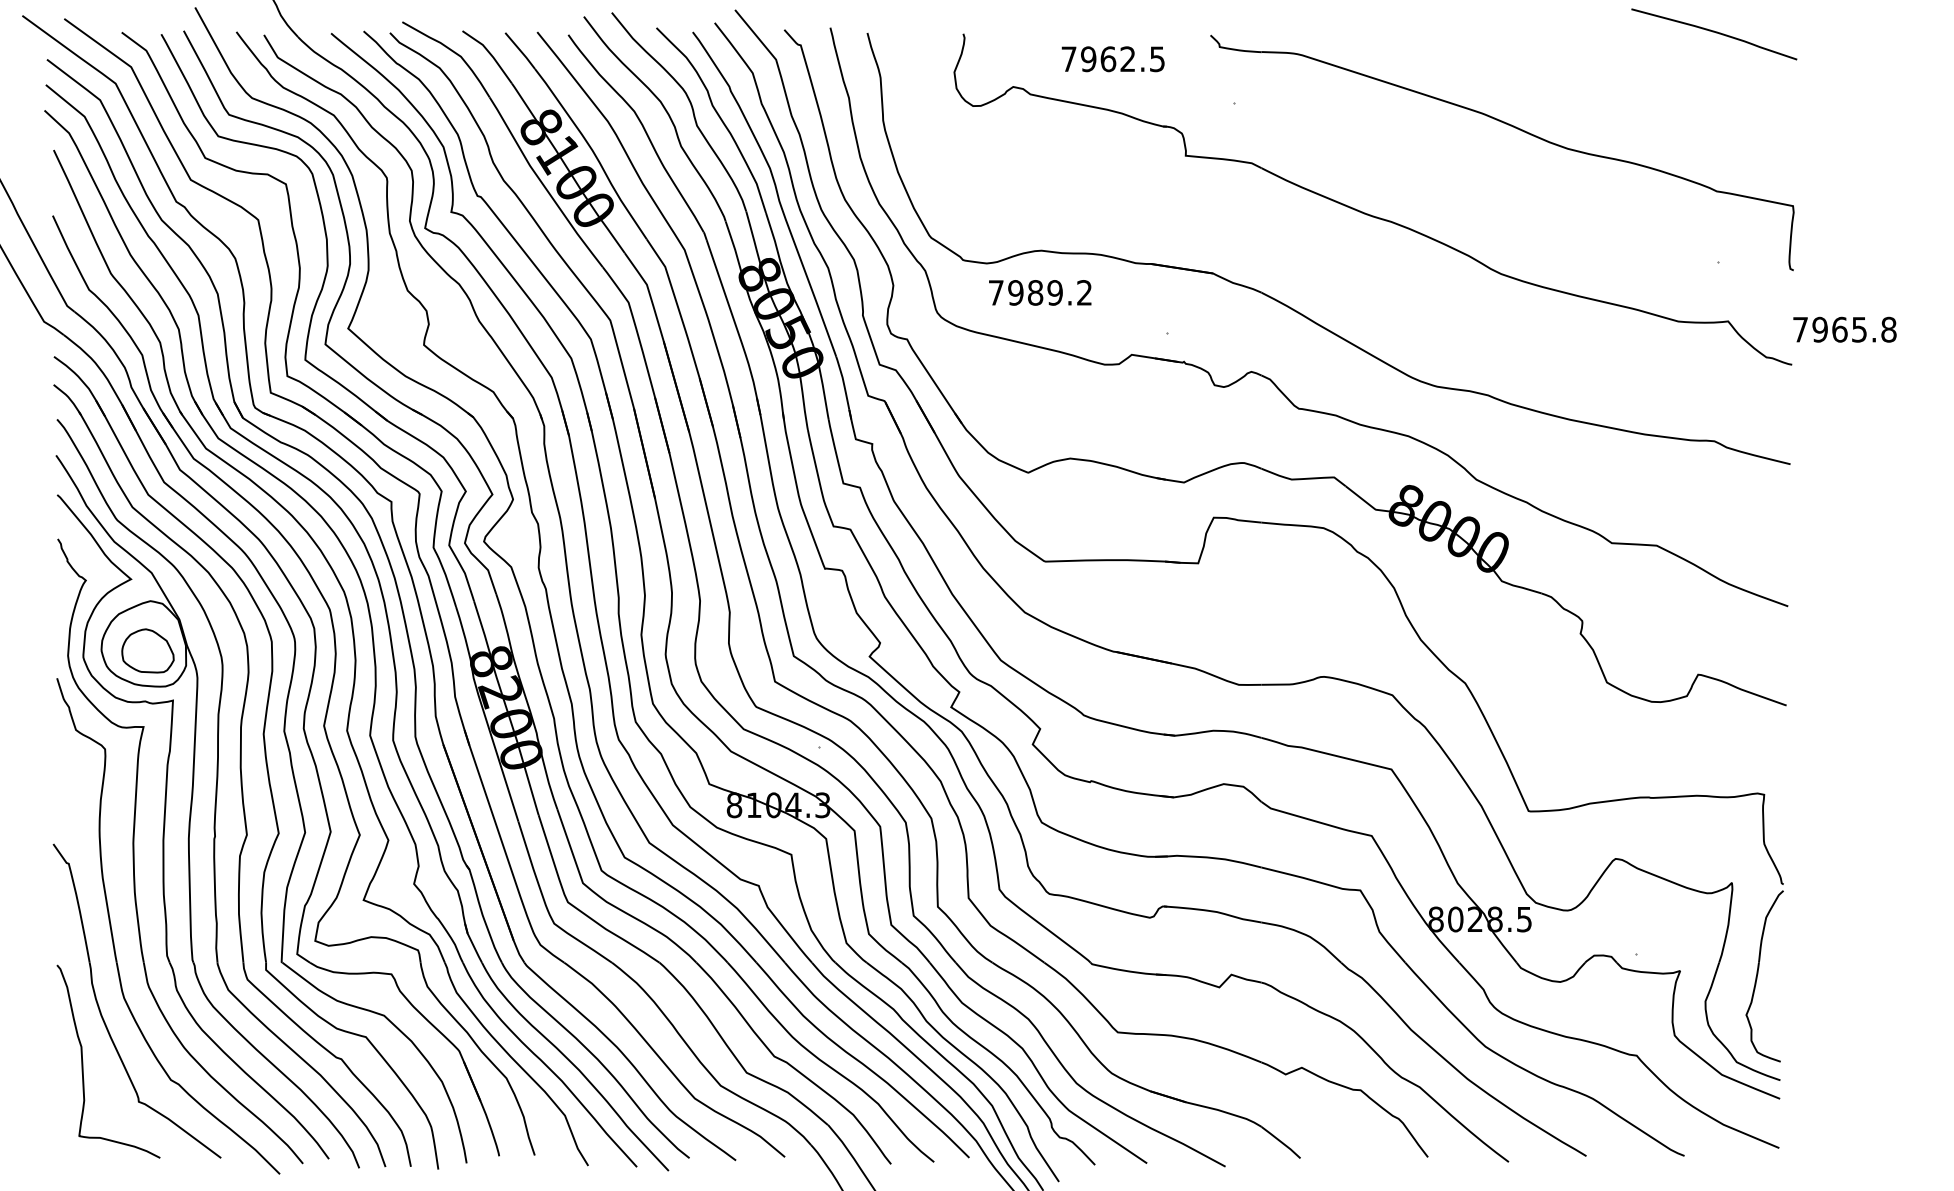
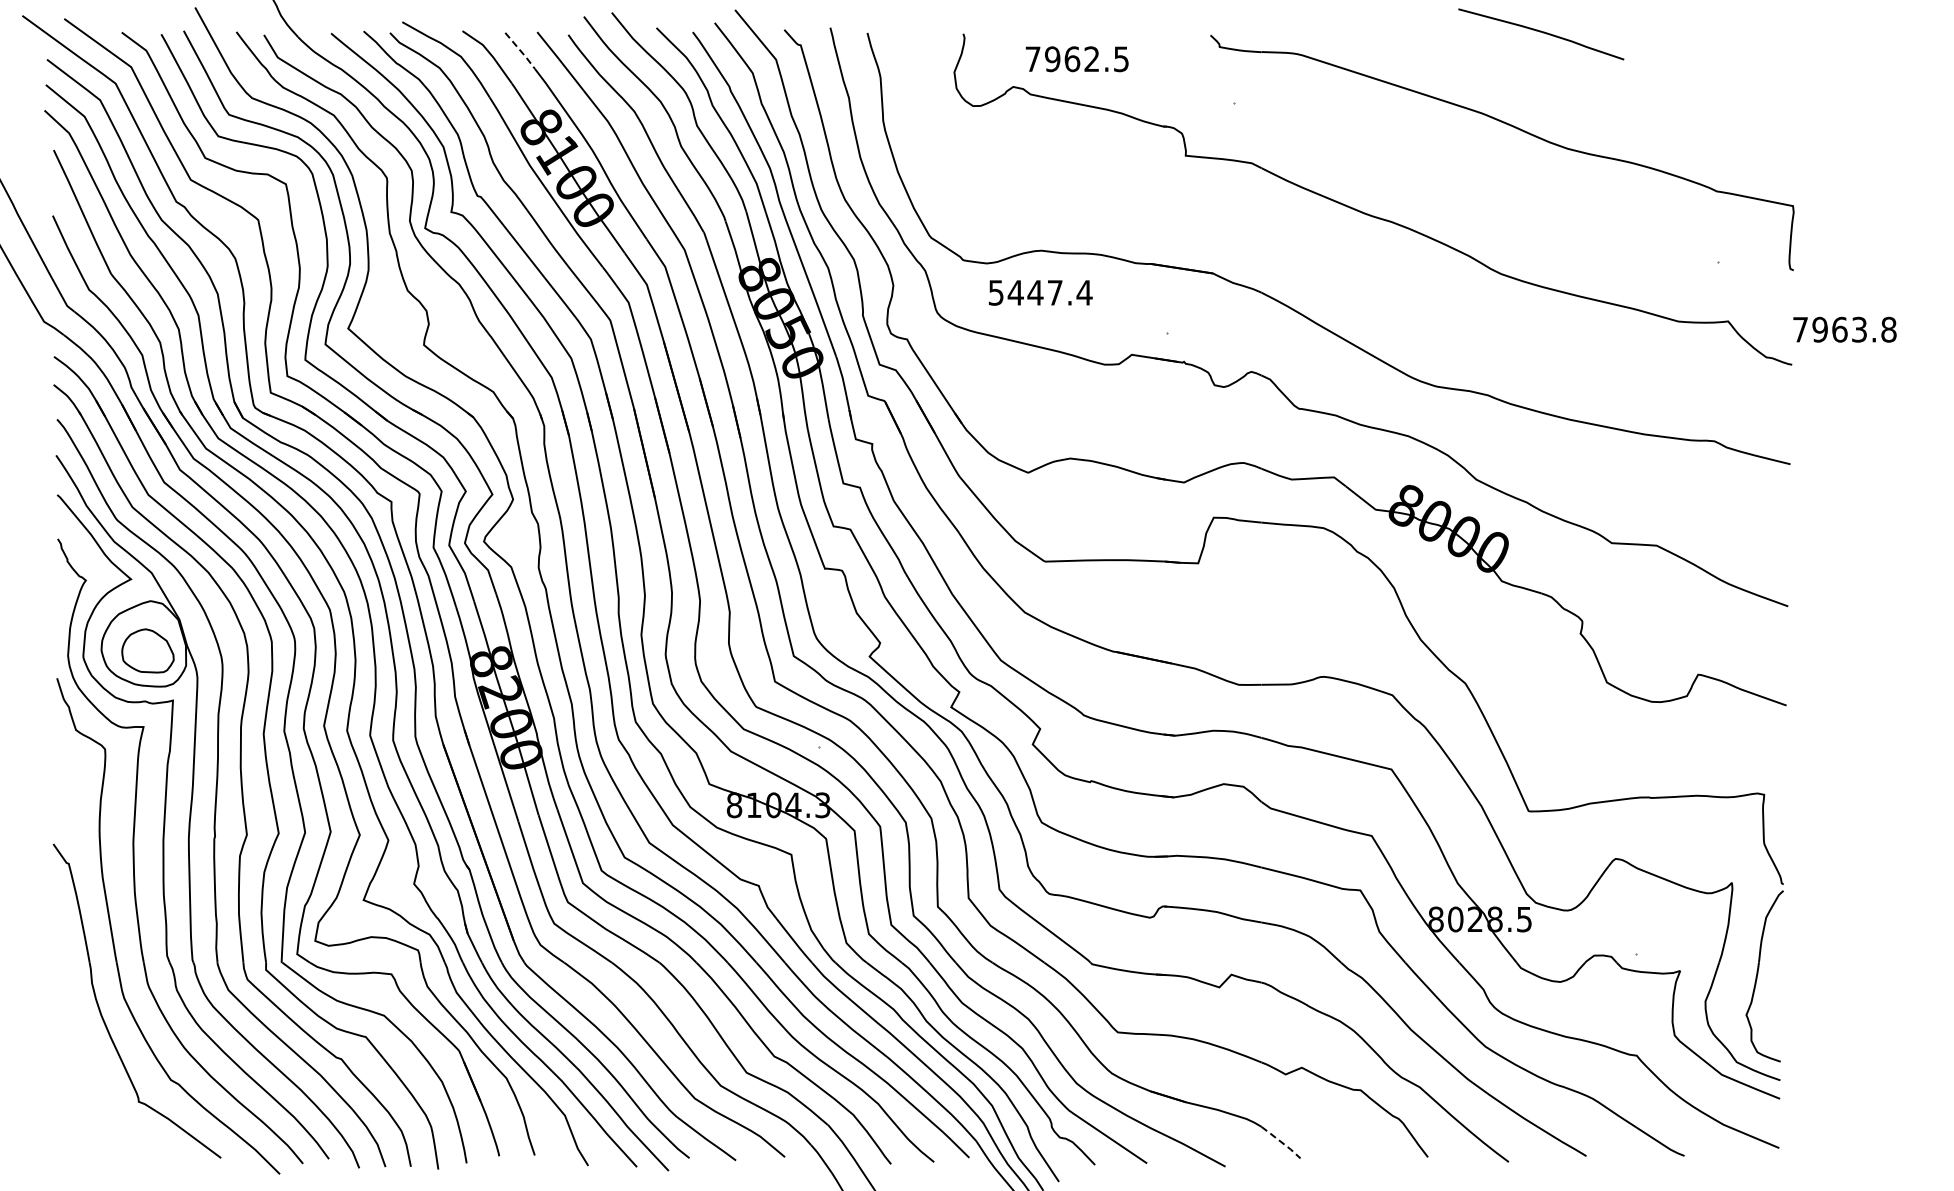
curve position: (1714, 32) -> (1541, 32) (1541, 32)
line: solid -> dashed (521, 51)
text position: (1112, 59) -> (1076, 59) (1076, 59)
text: 7989.2 -> 5447.4 (1040, 292)
text: 7965.8 -> 7963.8 (1859, 329)
curve: present -> none (83, 1061)
line: solid -> dashed (1281, 1142)
